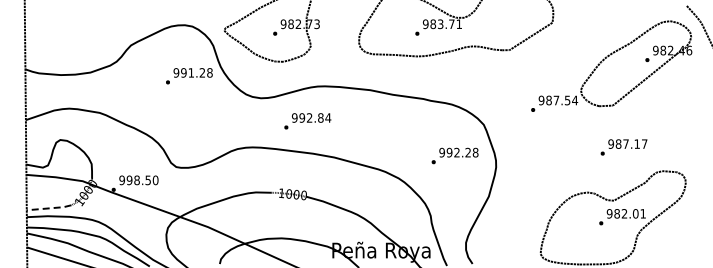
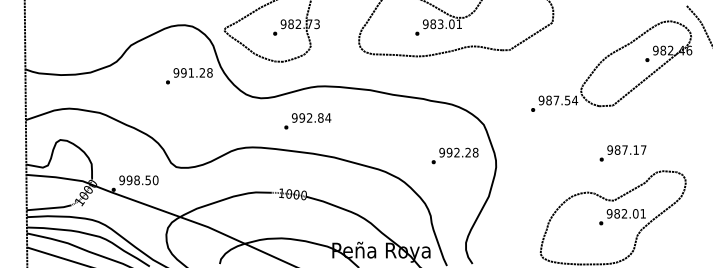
text: 983.71 -> 983.01 (451, 24)
text position: (623, 147) -> (622, 153) (622, 153)
line: dashed -> solid (49, 208)
